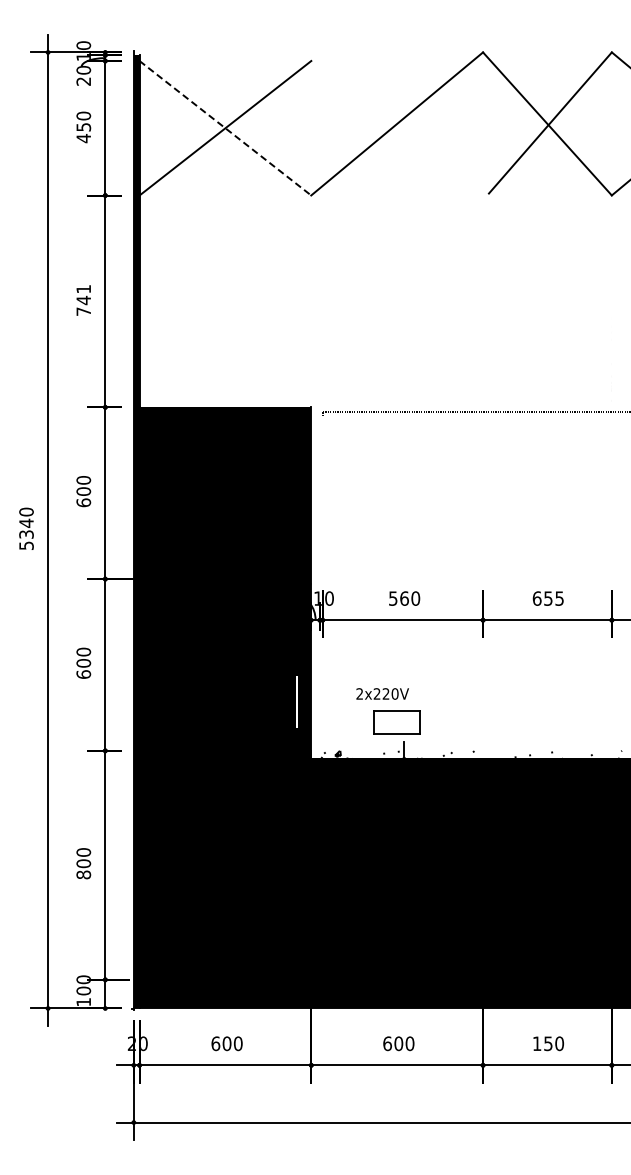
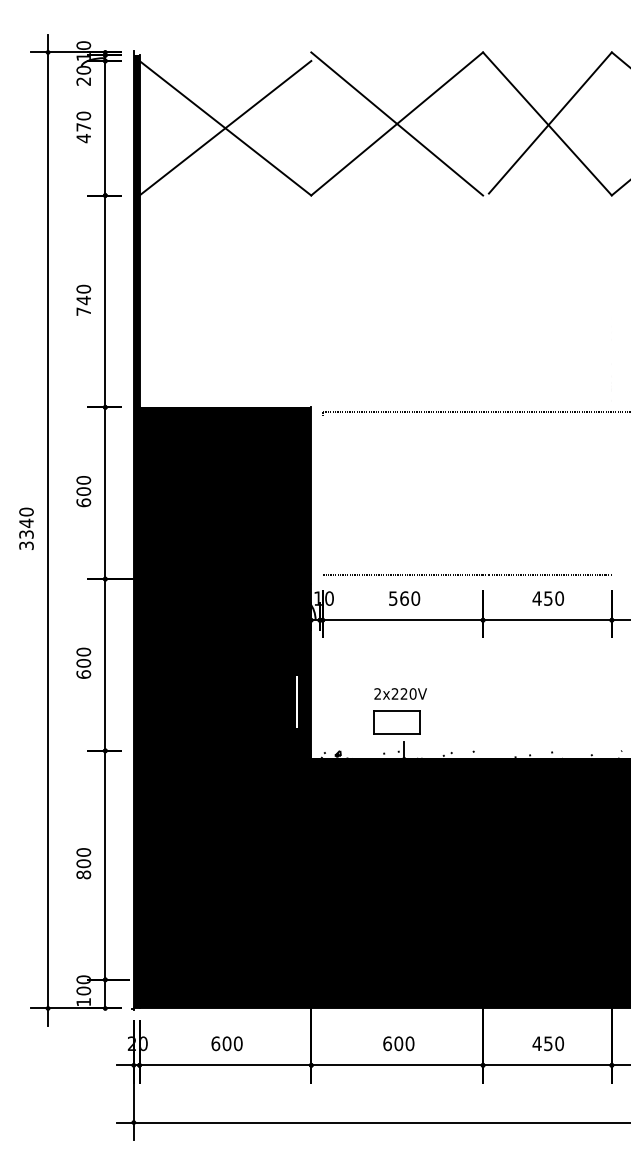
line: none -> present (397, 123)
text: 450 -> 470 (83, 127)
line: dashed -> solid (225, 128)
text: 741 -> 740 (83, 288)
text: 5340 -> 3340 (25, 545)
part: none -> present (467, 574)
text: 655 -> 450 (548, 598)
text position: (382, 693) -> (400, 693) (400, 693)
text: 150 -> 450 (536, 1043)
